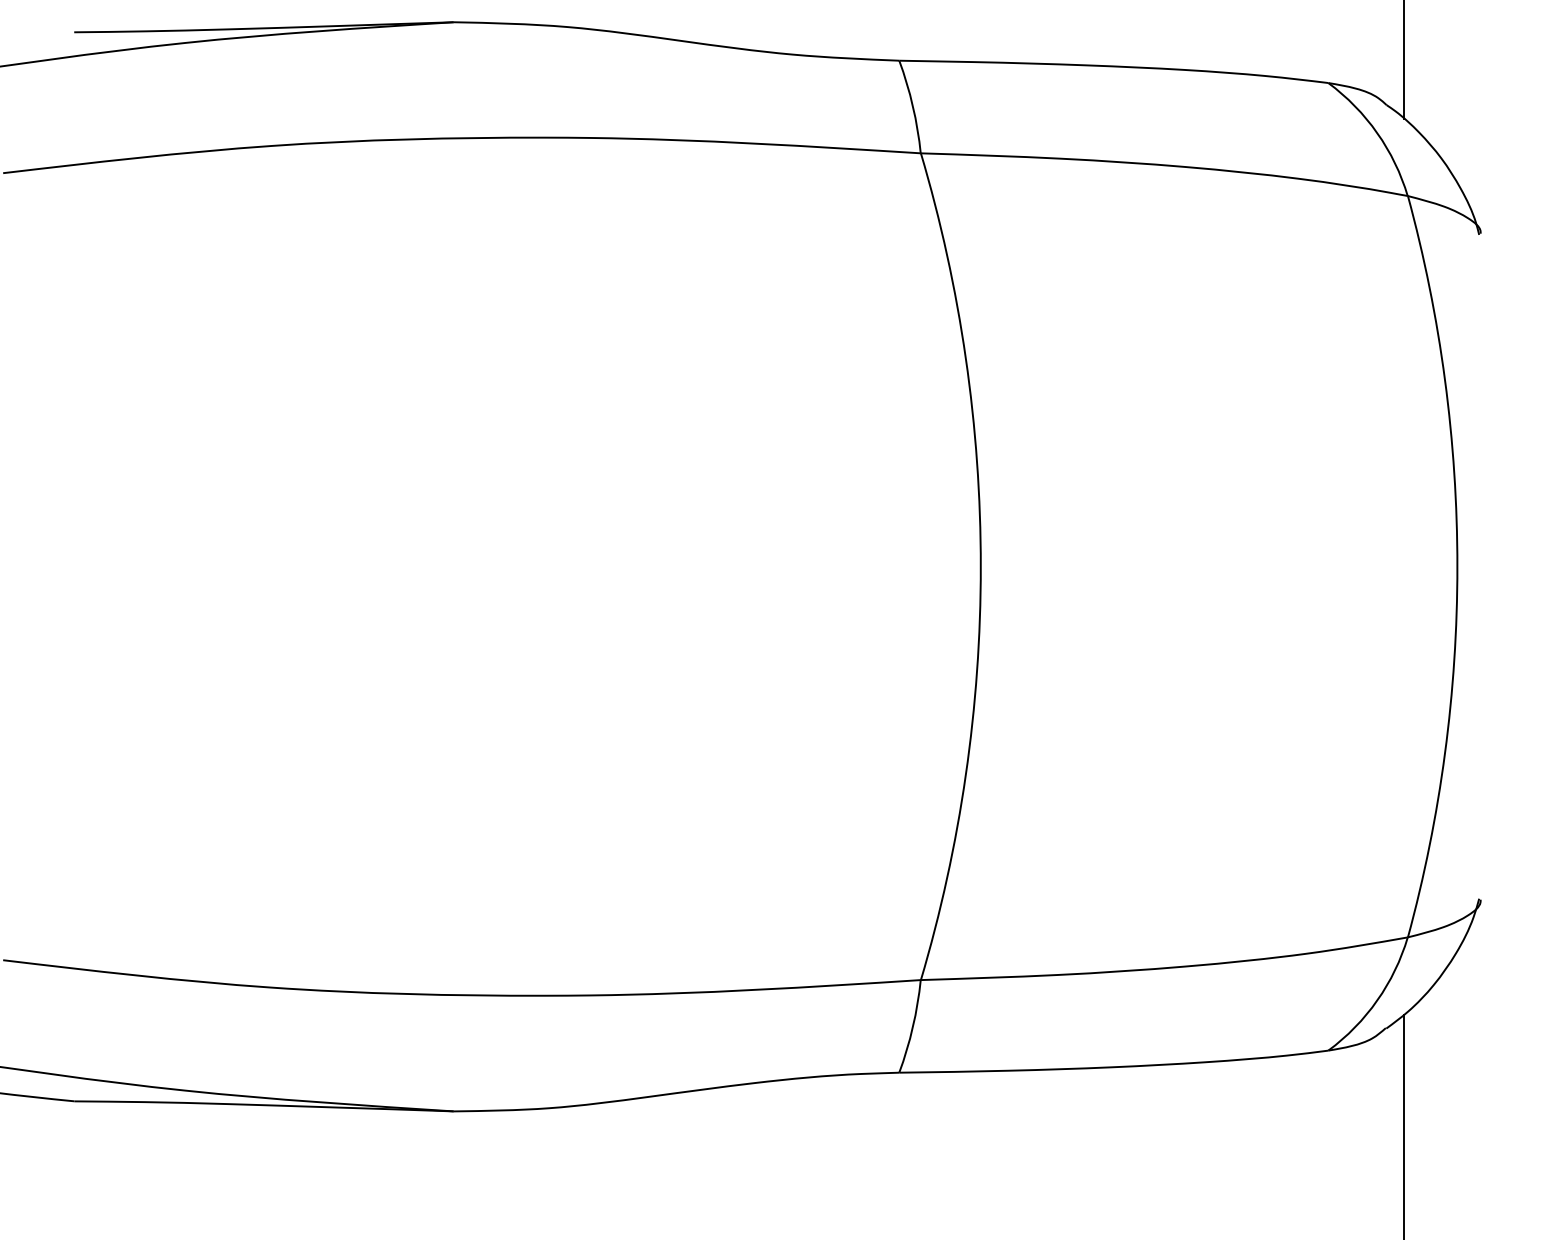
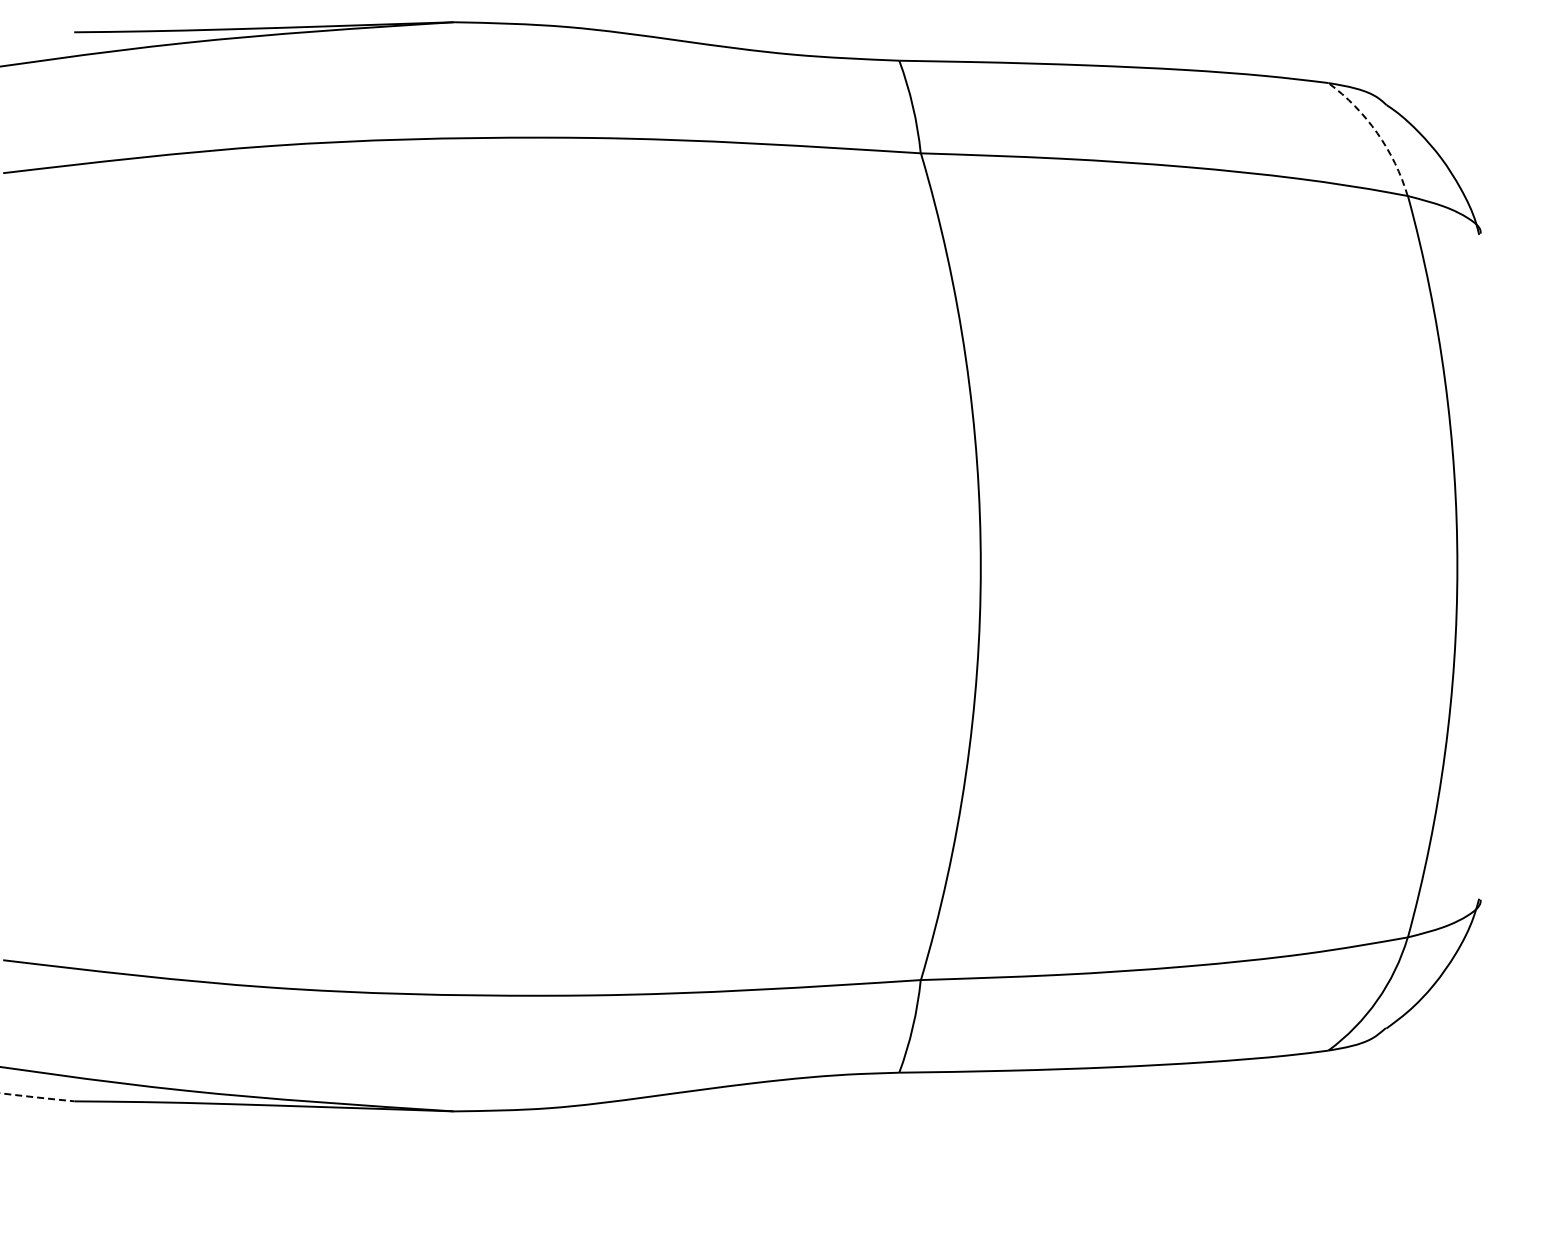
line: present -> none (1404, 60)
arc: solid -> dashed (1377, 133)
arc: solid -> dashed (37, 1097)
line: present -> none (1404, 1125)
